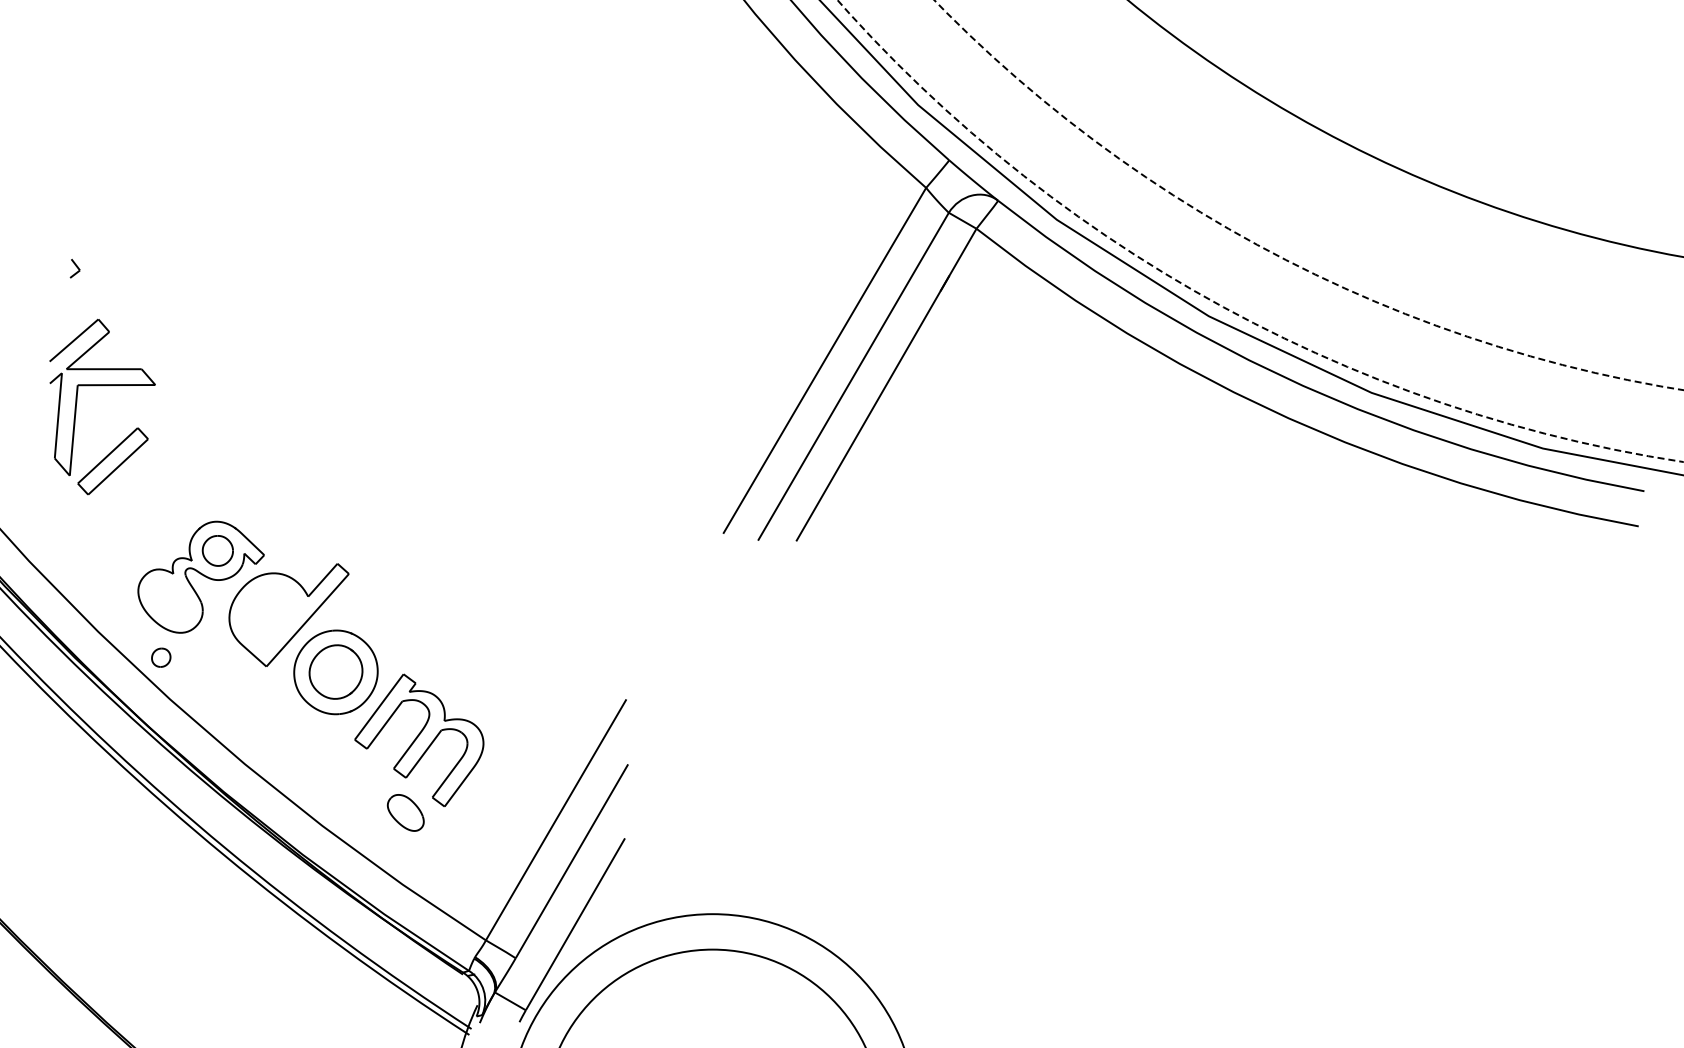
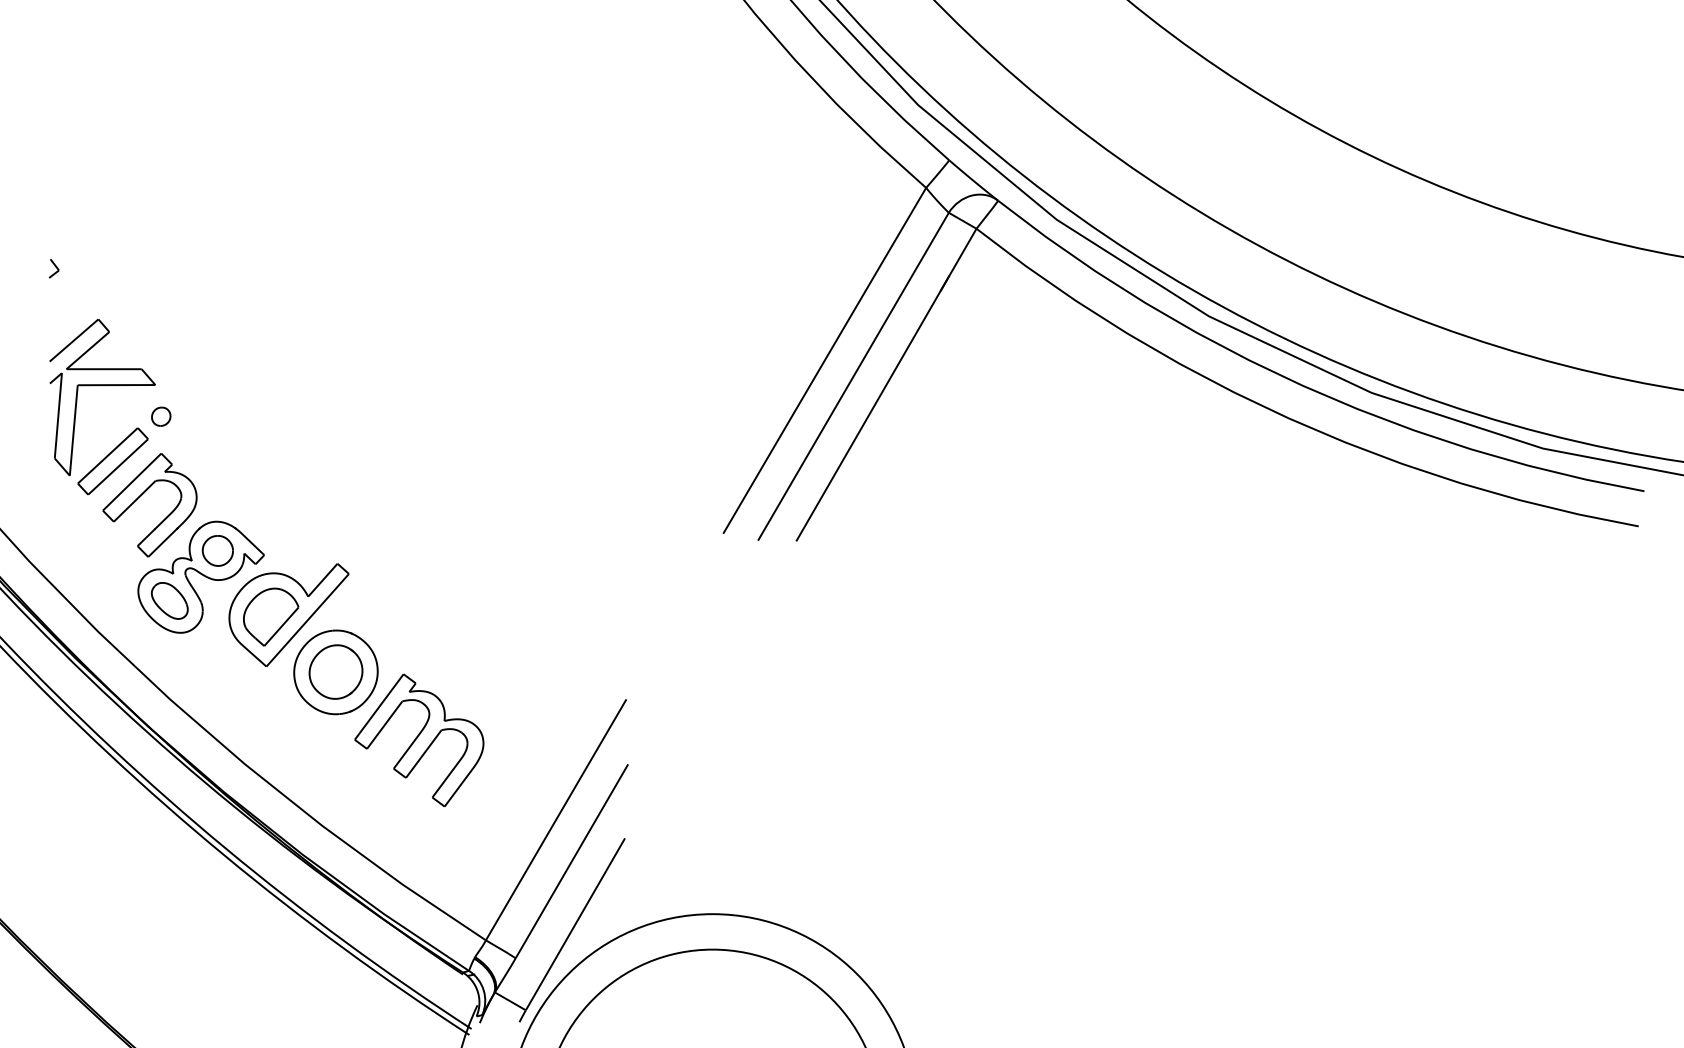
circle: dashed -> solid (1308, 195)
circle: dashed -> solid (1260, 231)
part position: (74, 268) -> (53, 268) (53, 268)
part: none -> present (141, 496)
part: none -> present (271, 616)
part position: (161, 657) -> (161, 416) (161, 416)
part position: (405, 812) -> (169, 600) (169, 600)
